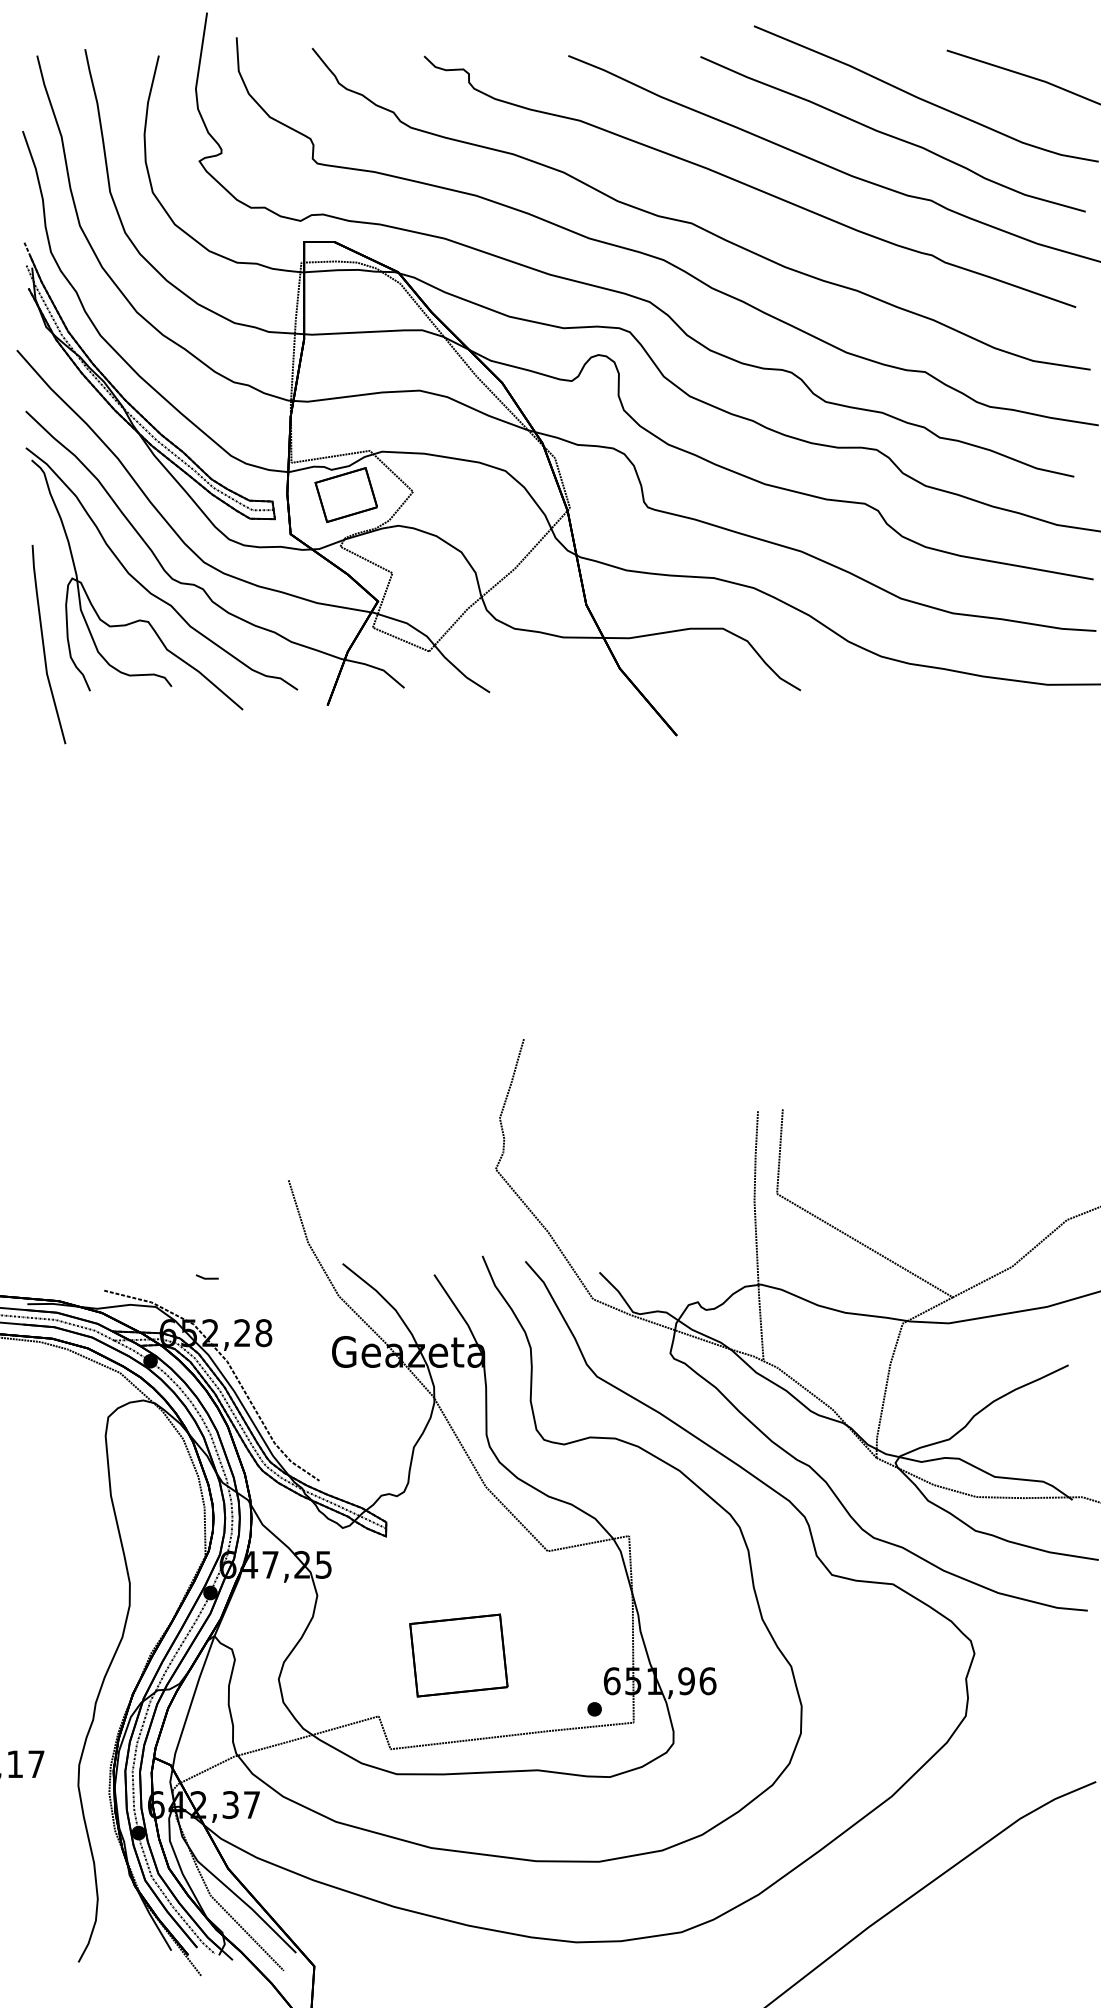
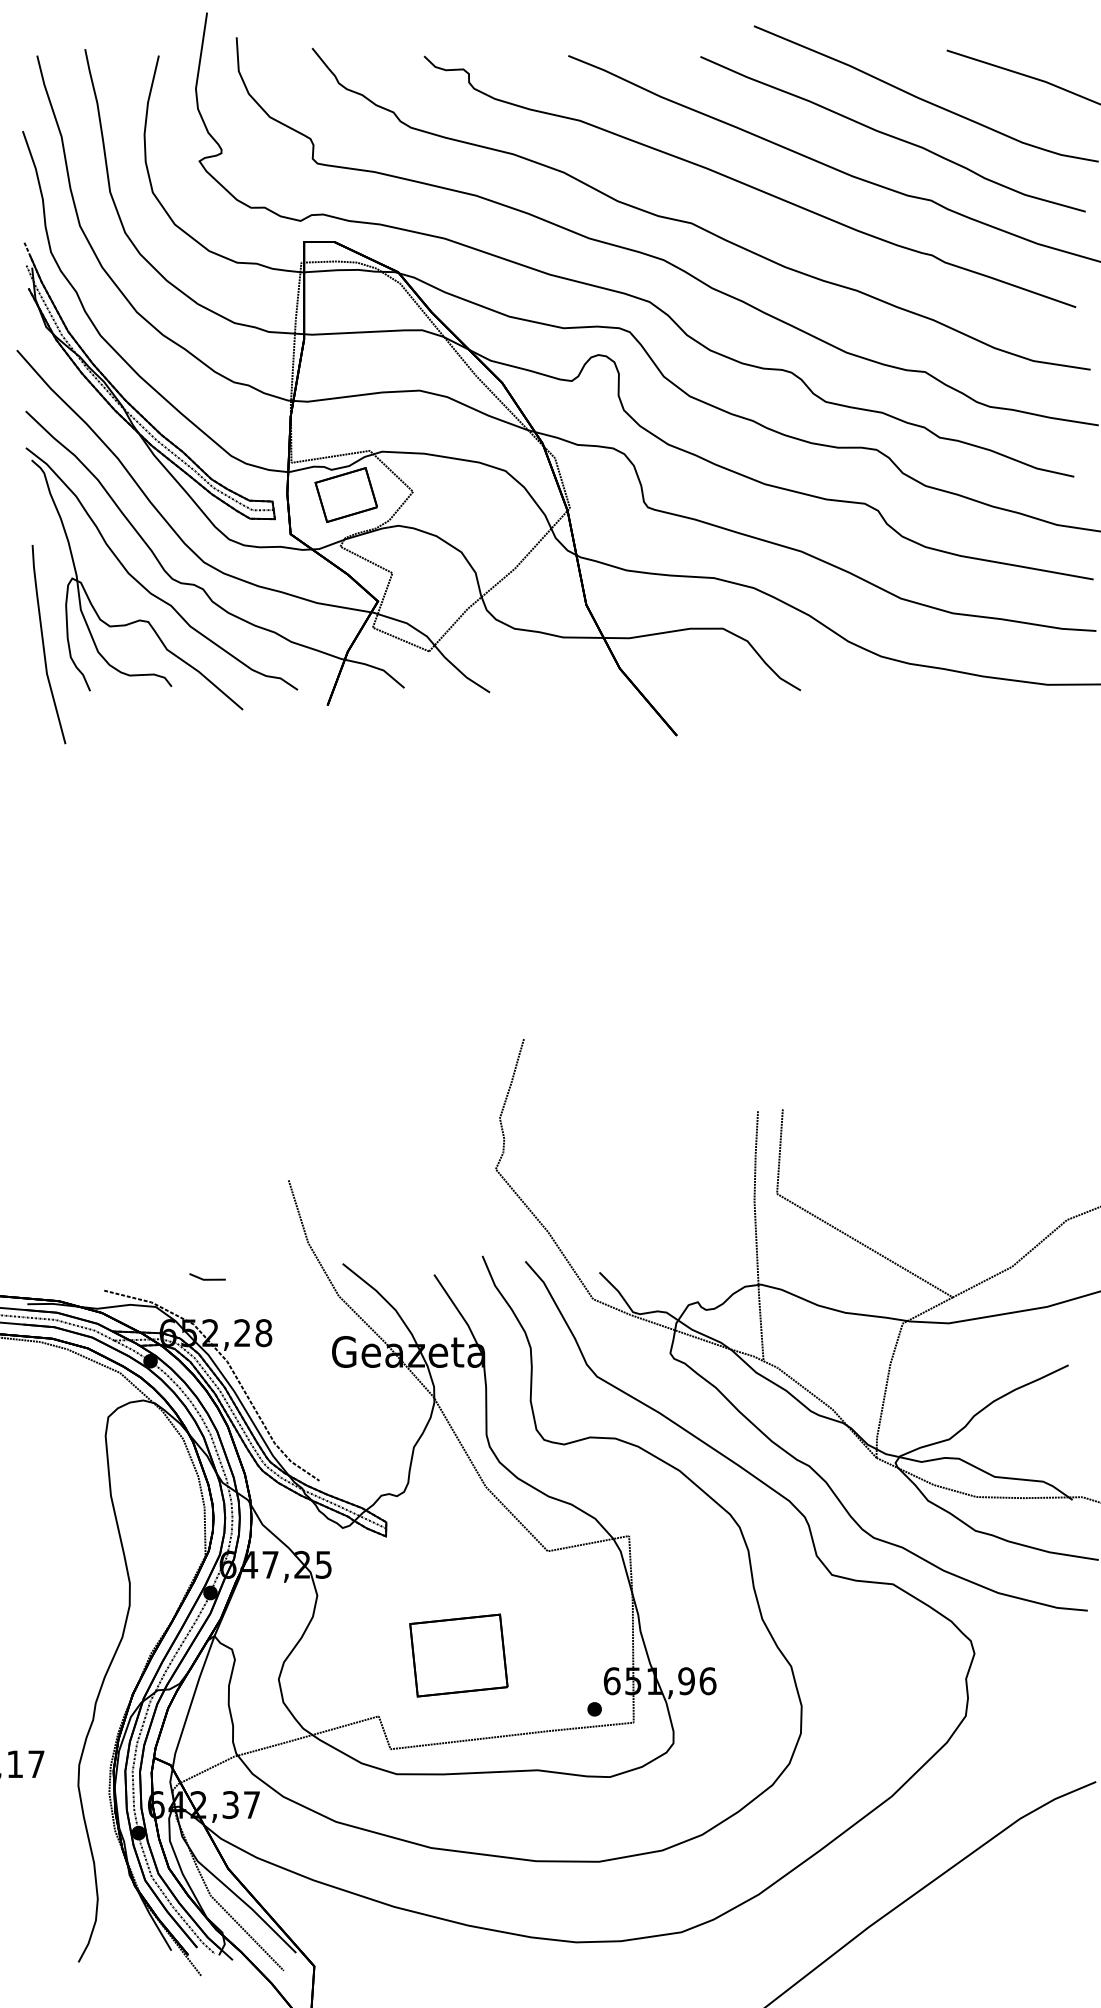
part size: 24x6 px -> 37x8 px (207, 1276)
